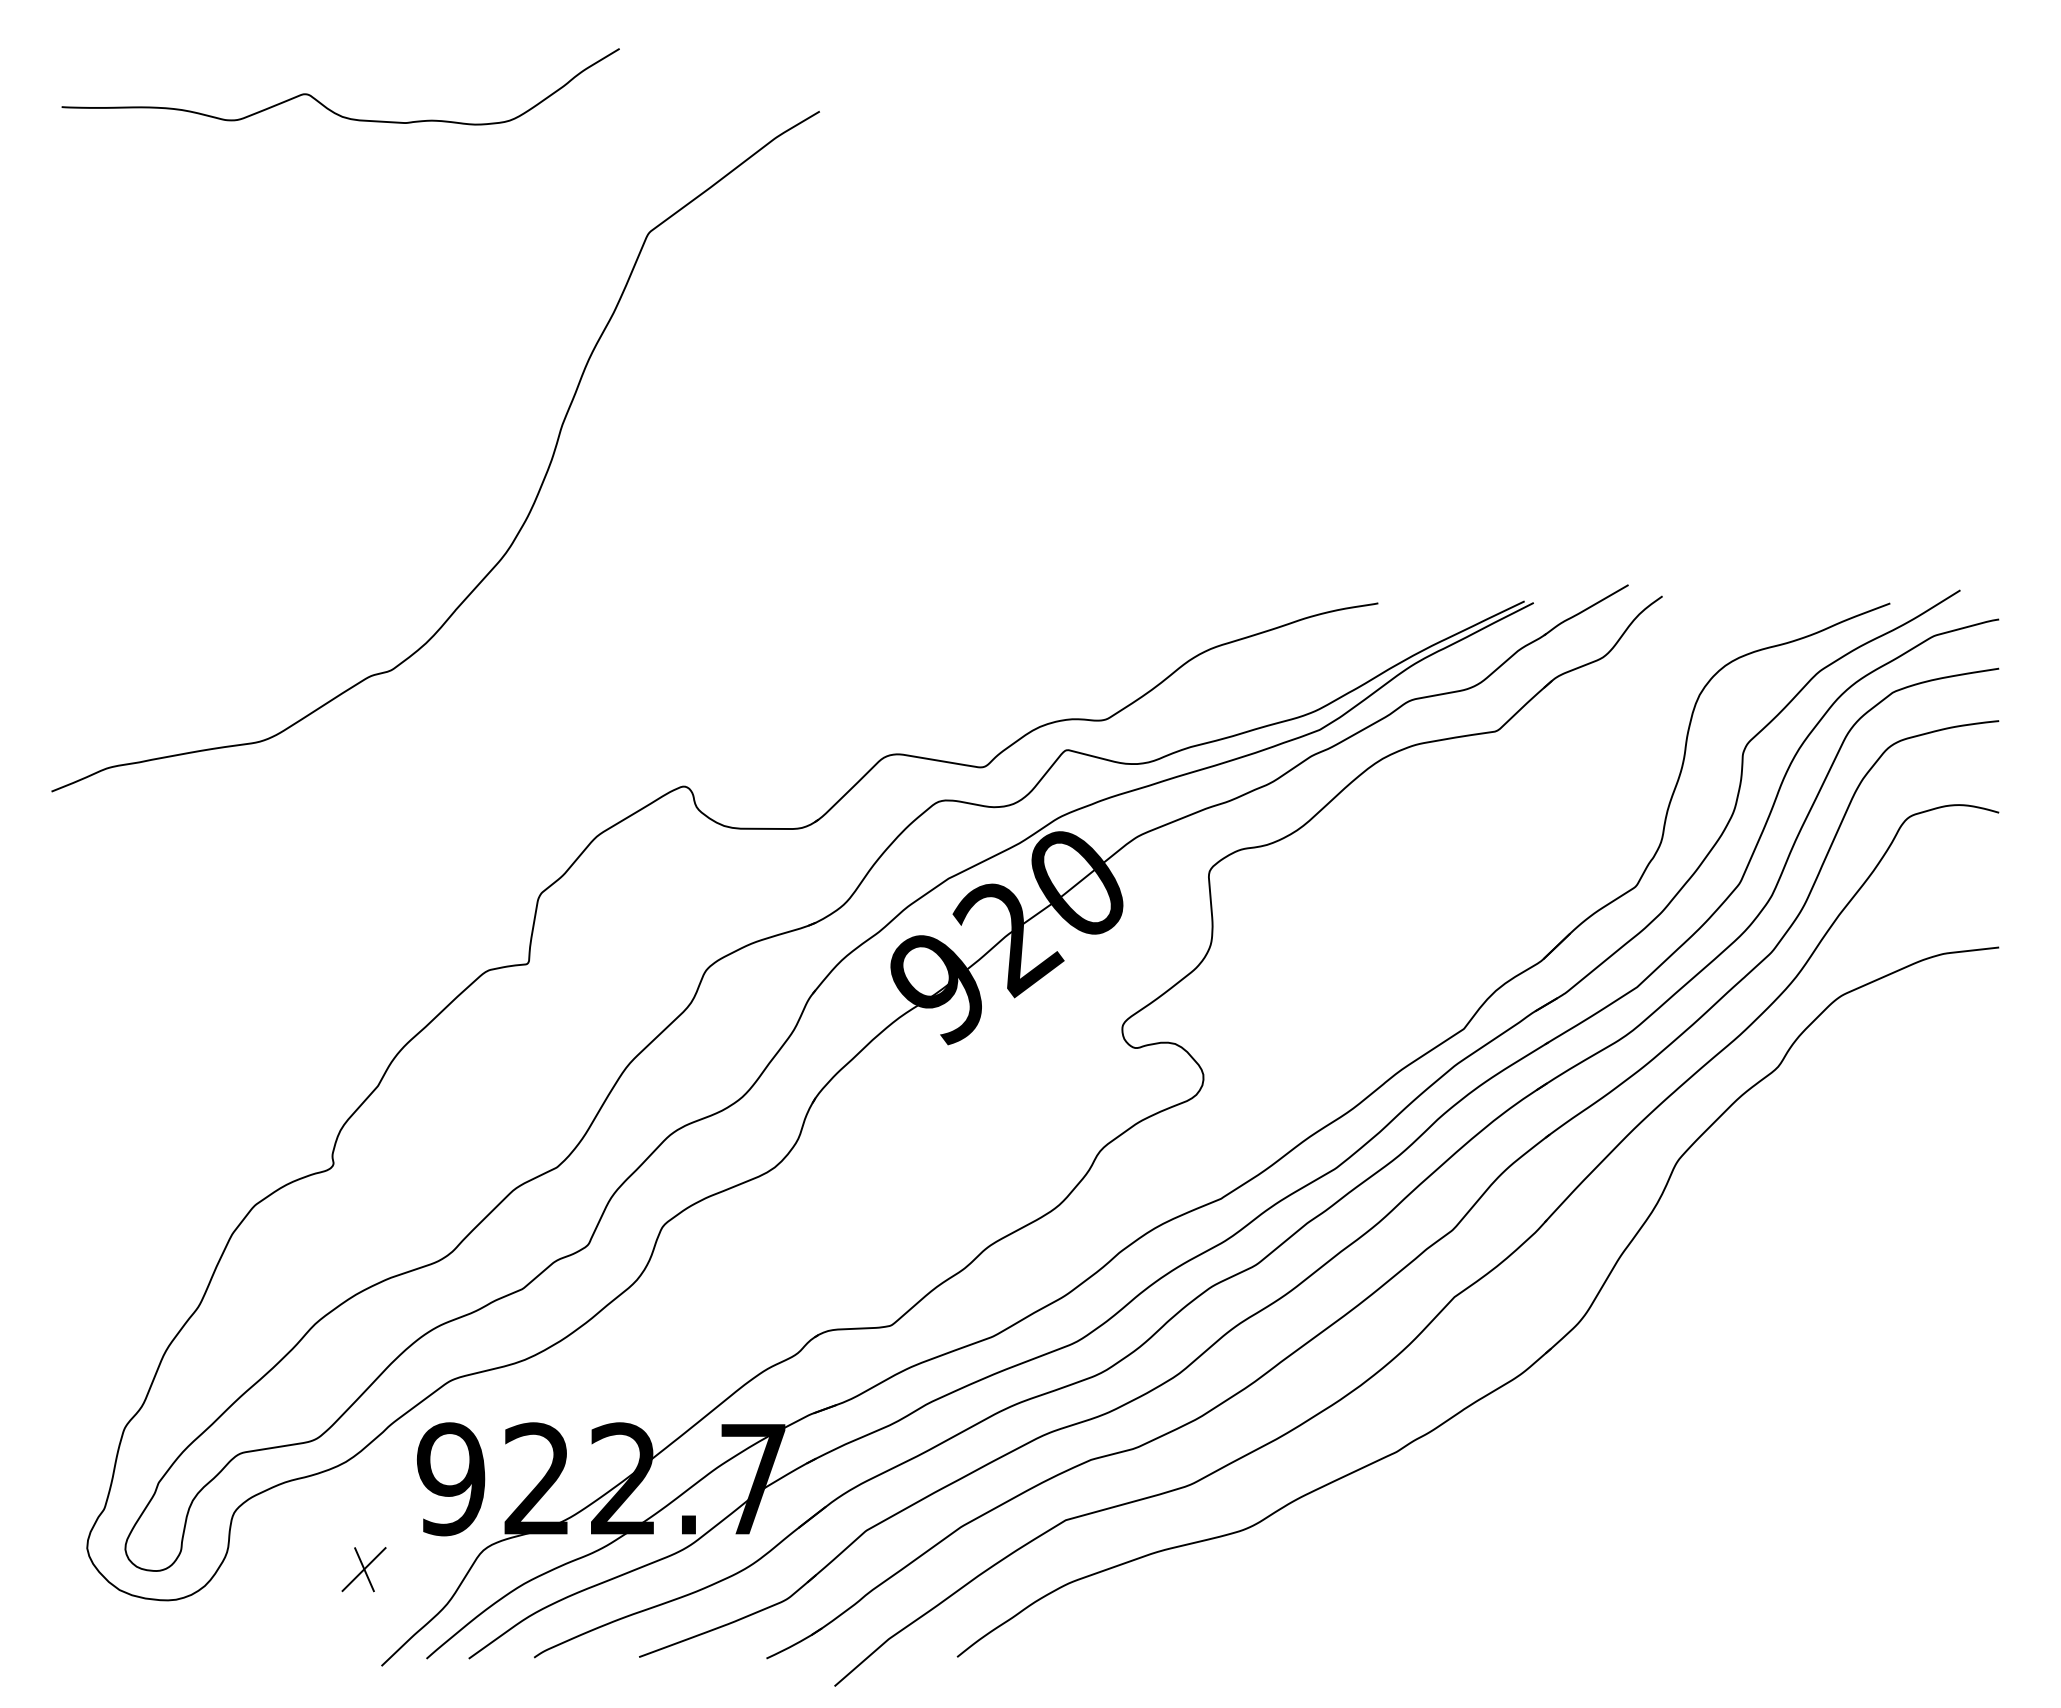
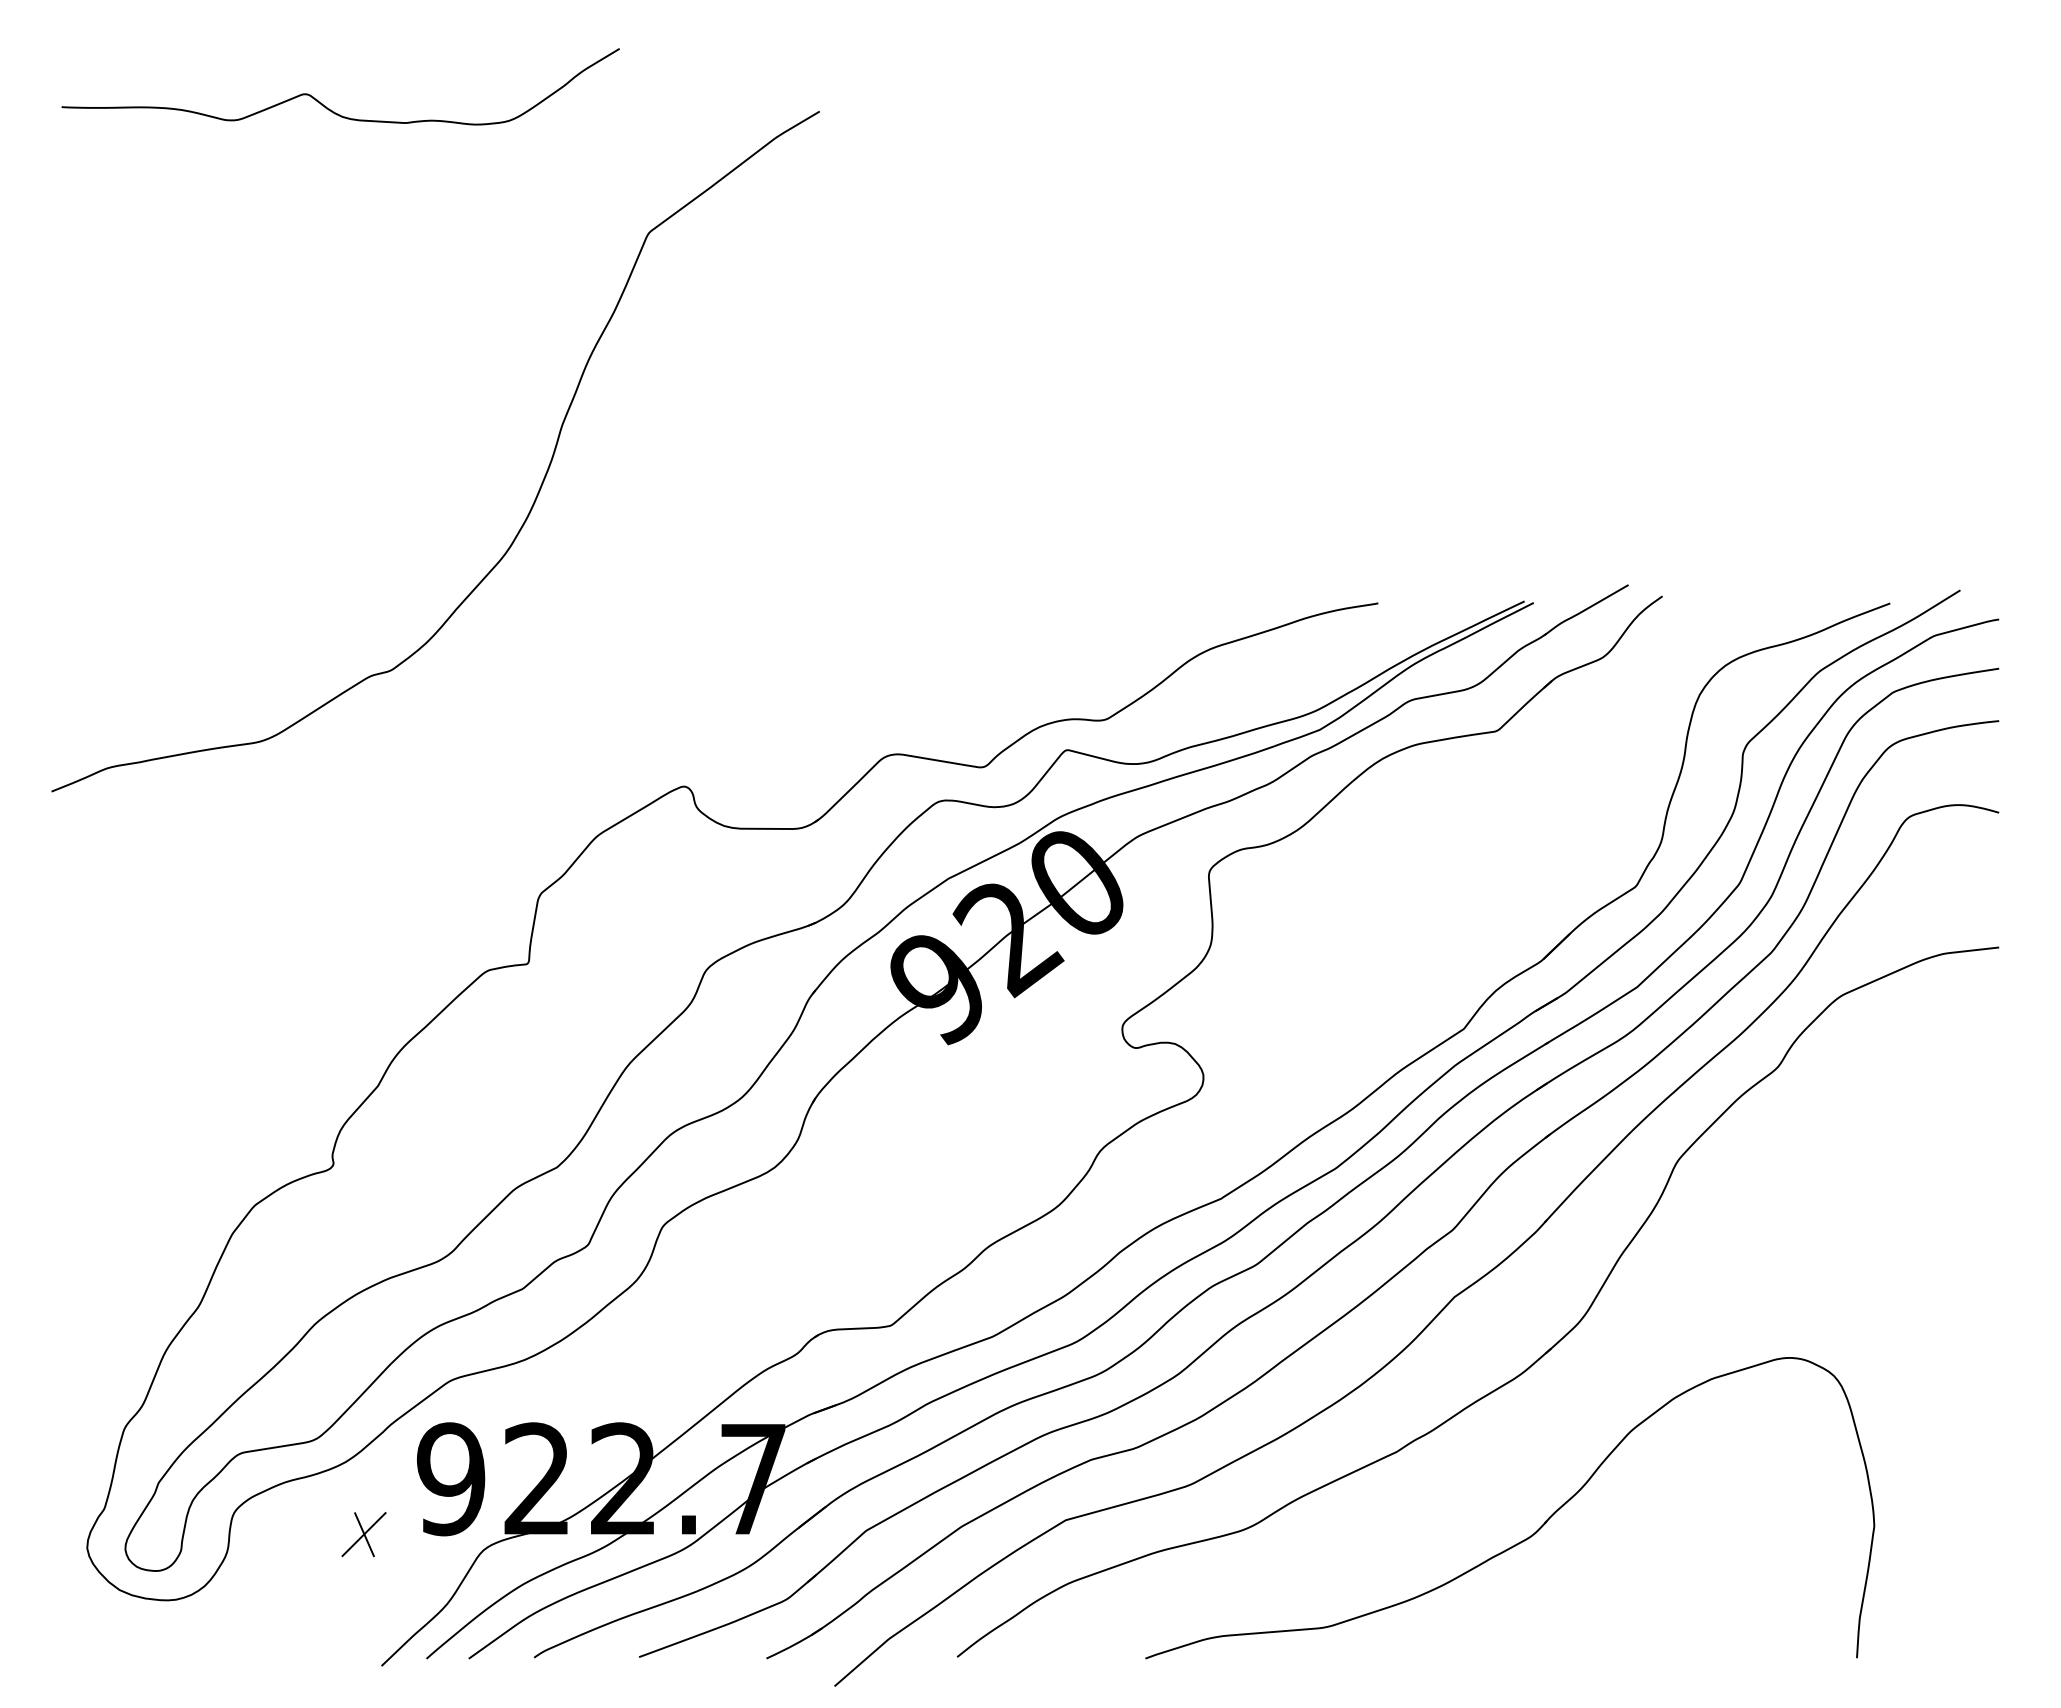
part: none -> present (1531, 1534)
part position: (363, 1569) -> (363, 1534) (363, 1534)
